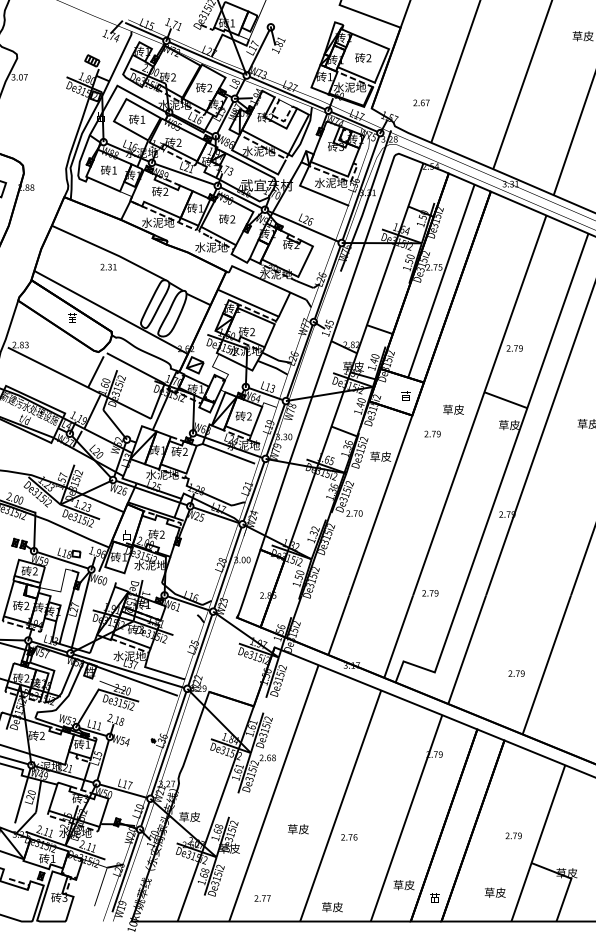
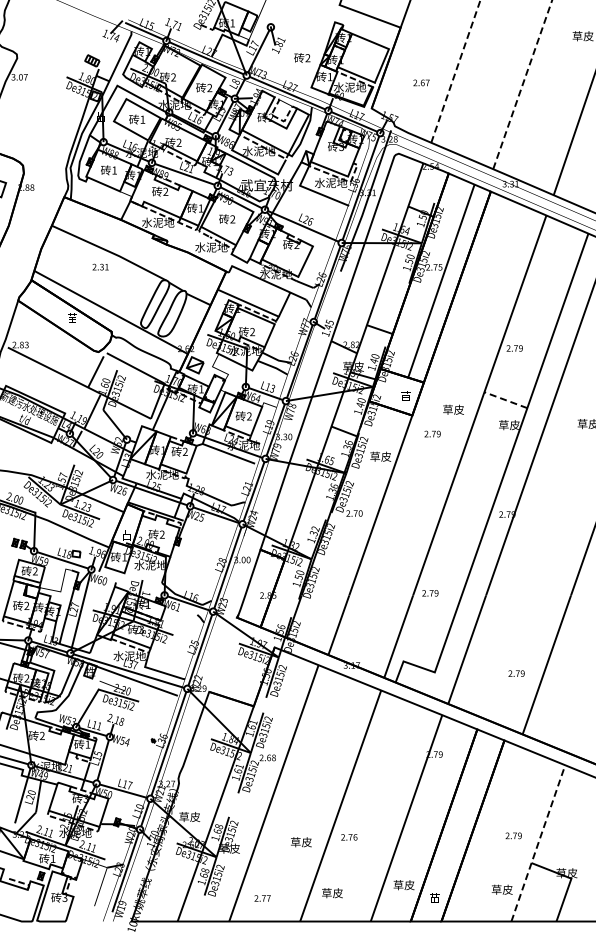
text position: (363, 57) -> (302, 57) (302, 57)
line: solid -> dashed (456, 70)
line: solid -> dashed (522, 85)
text position: (421, 102) -> (421, 82) (421, 82)
text position: (108, 266) -> (100, 266) (100, 266)
line: solid -> dashed (505, 400)
text position: (298, 829) -> (301, 842) (301, 842)
line: solid -> dashed (538, 843)
text position: (494, 892) -> (501, 889) (501, 889)
text position: (332, 907) -> (332, 893) (332, 893)
